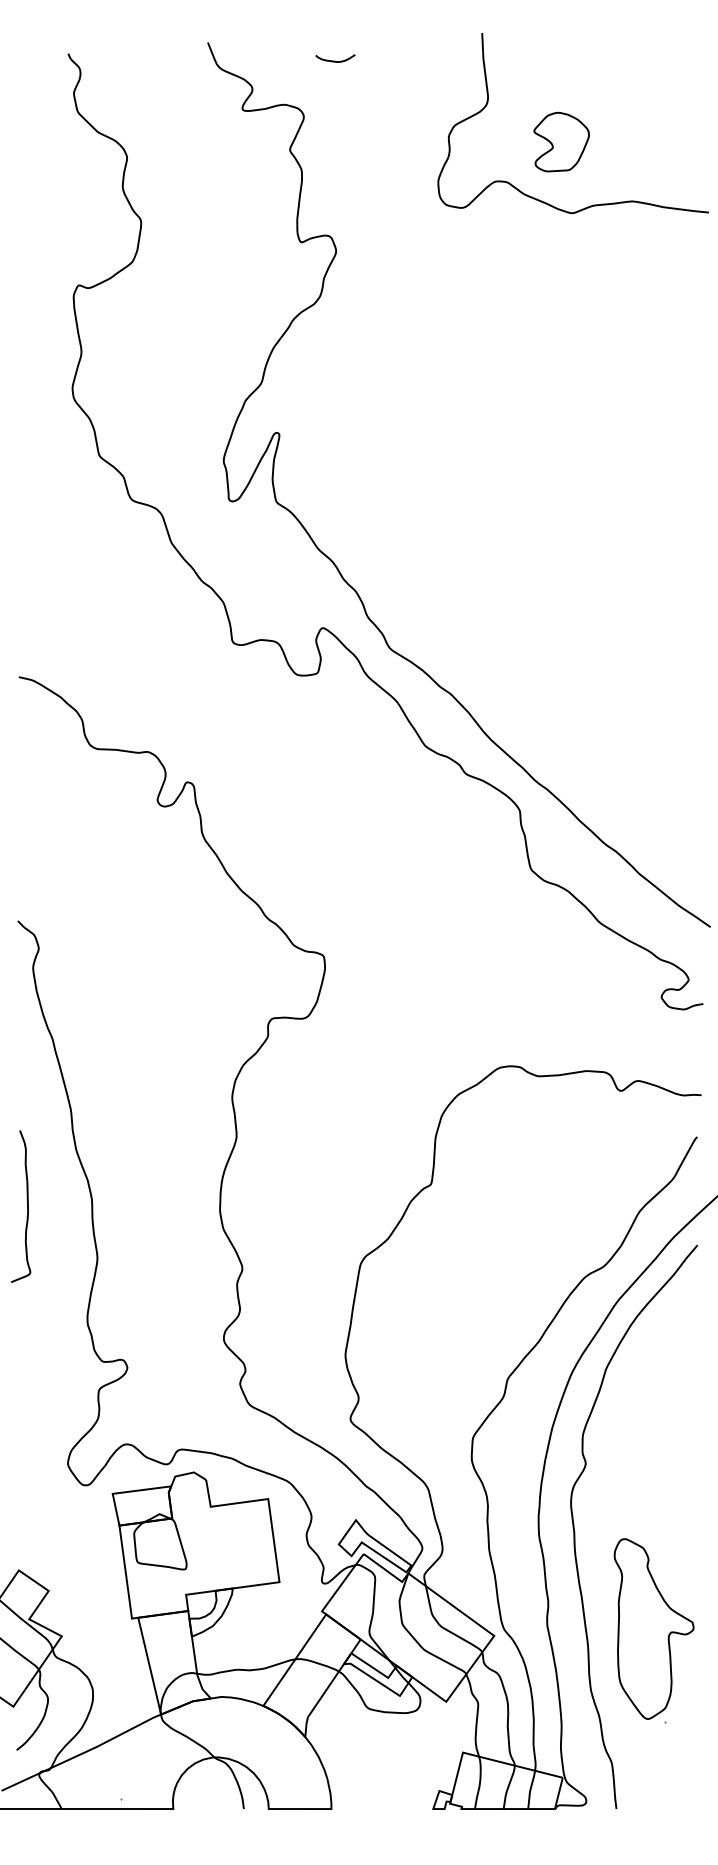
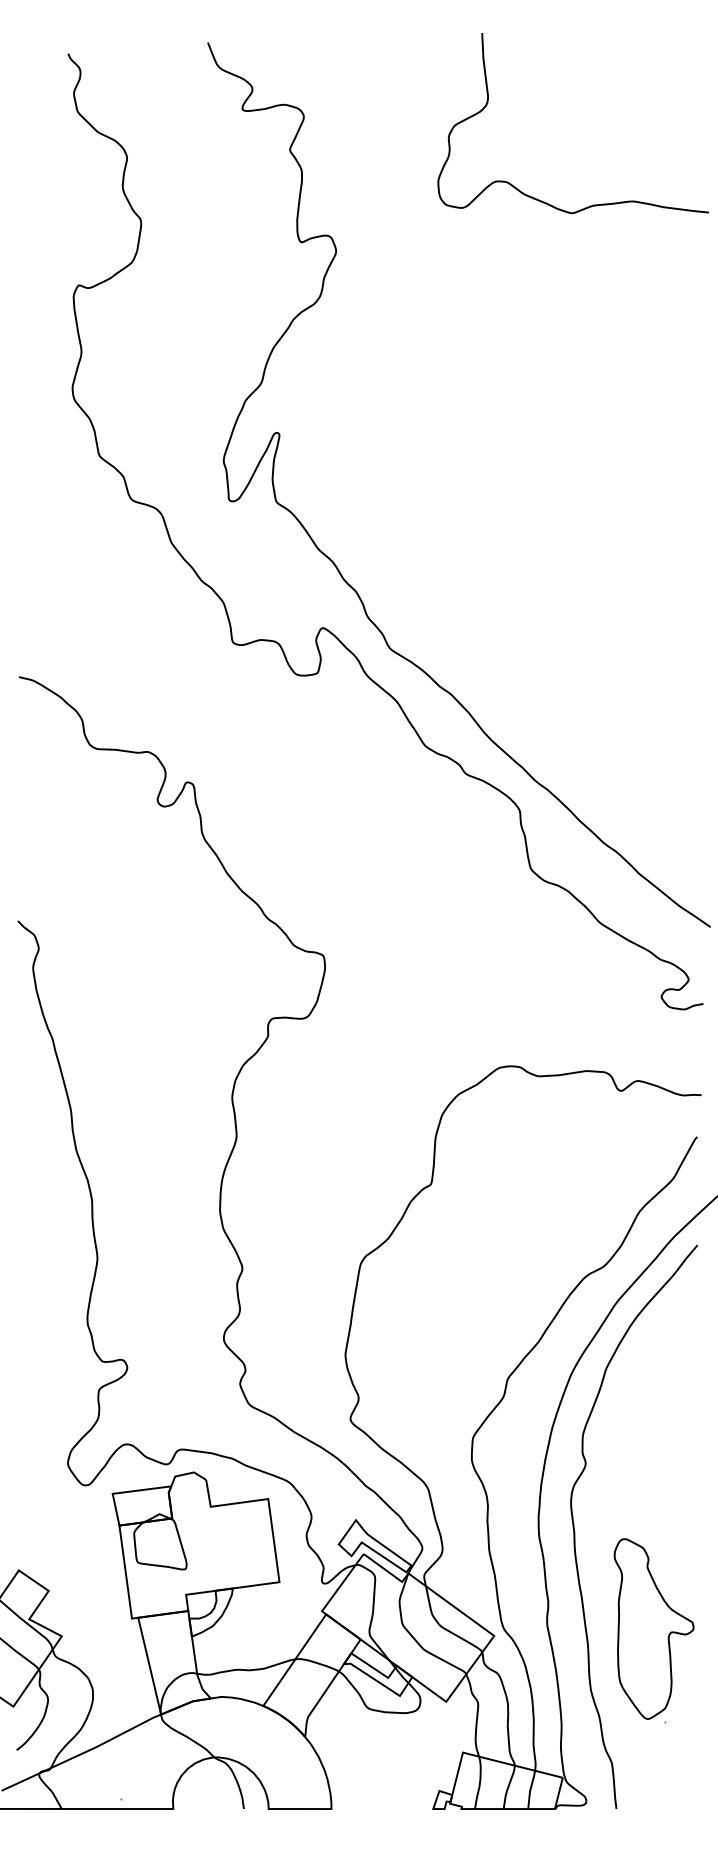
curve: present -> none (335, 60)
part: present -> none (561, 141)
curve: present -> none (27, 1206)
